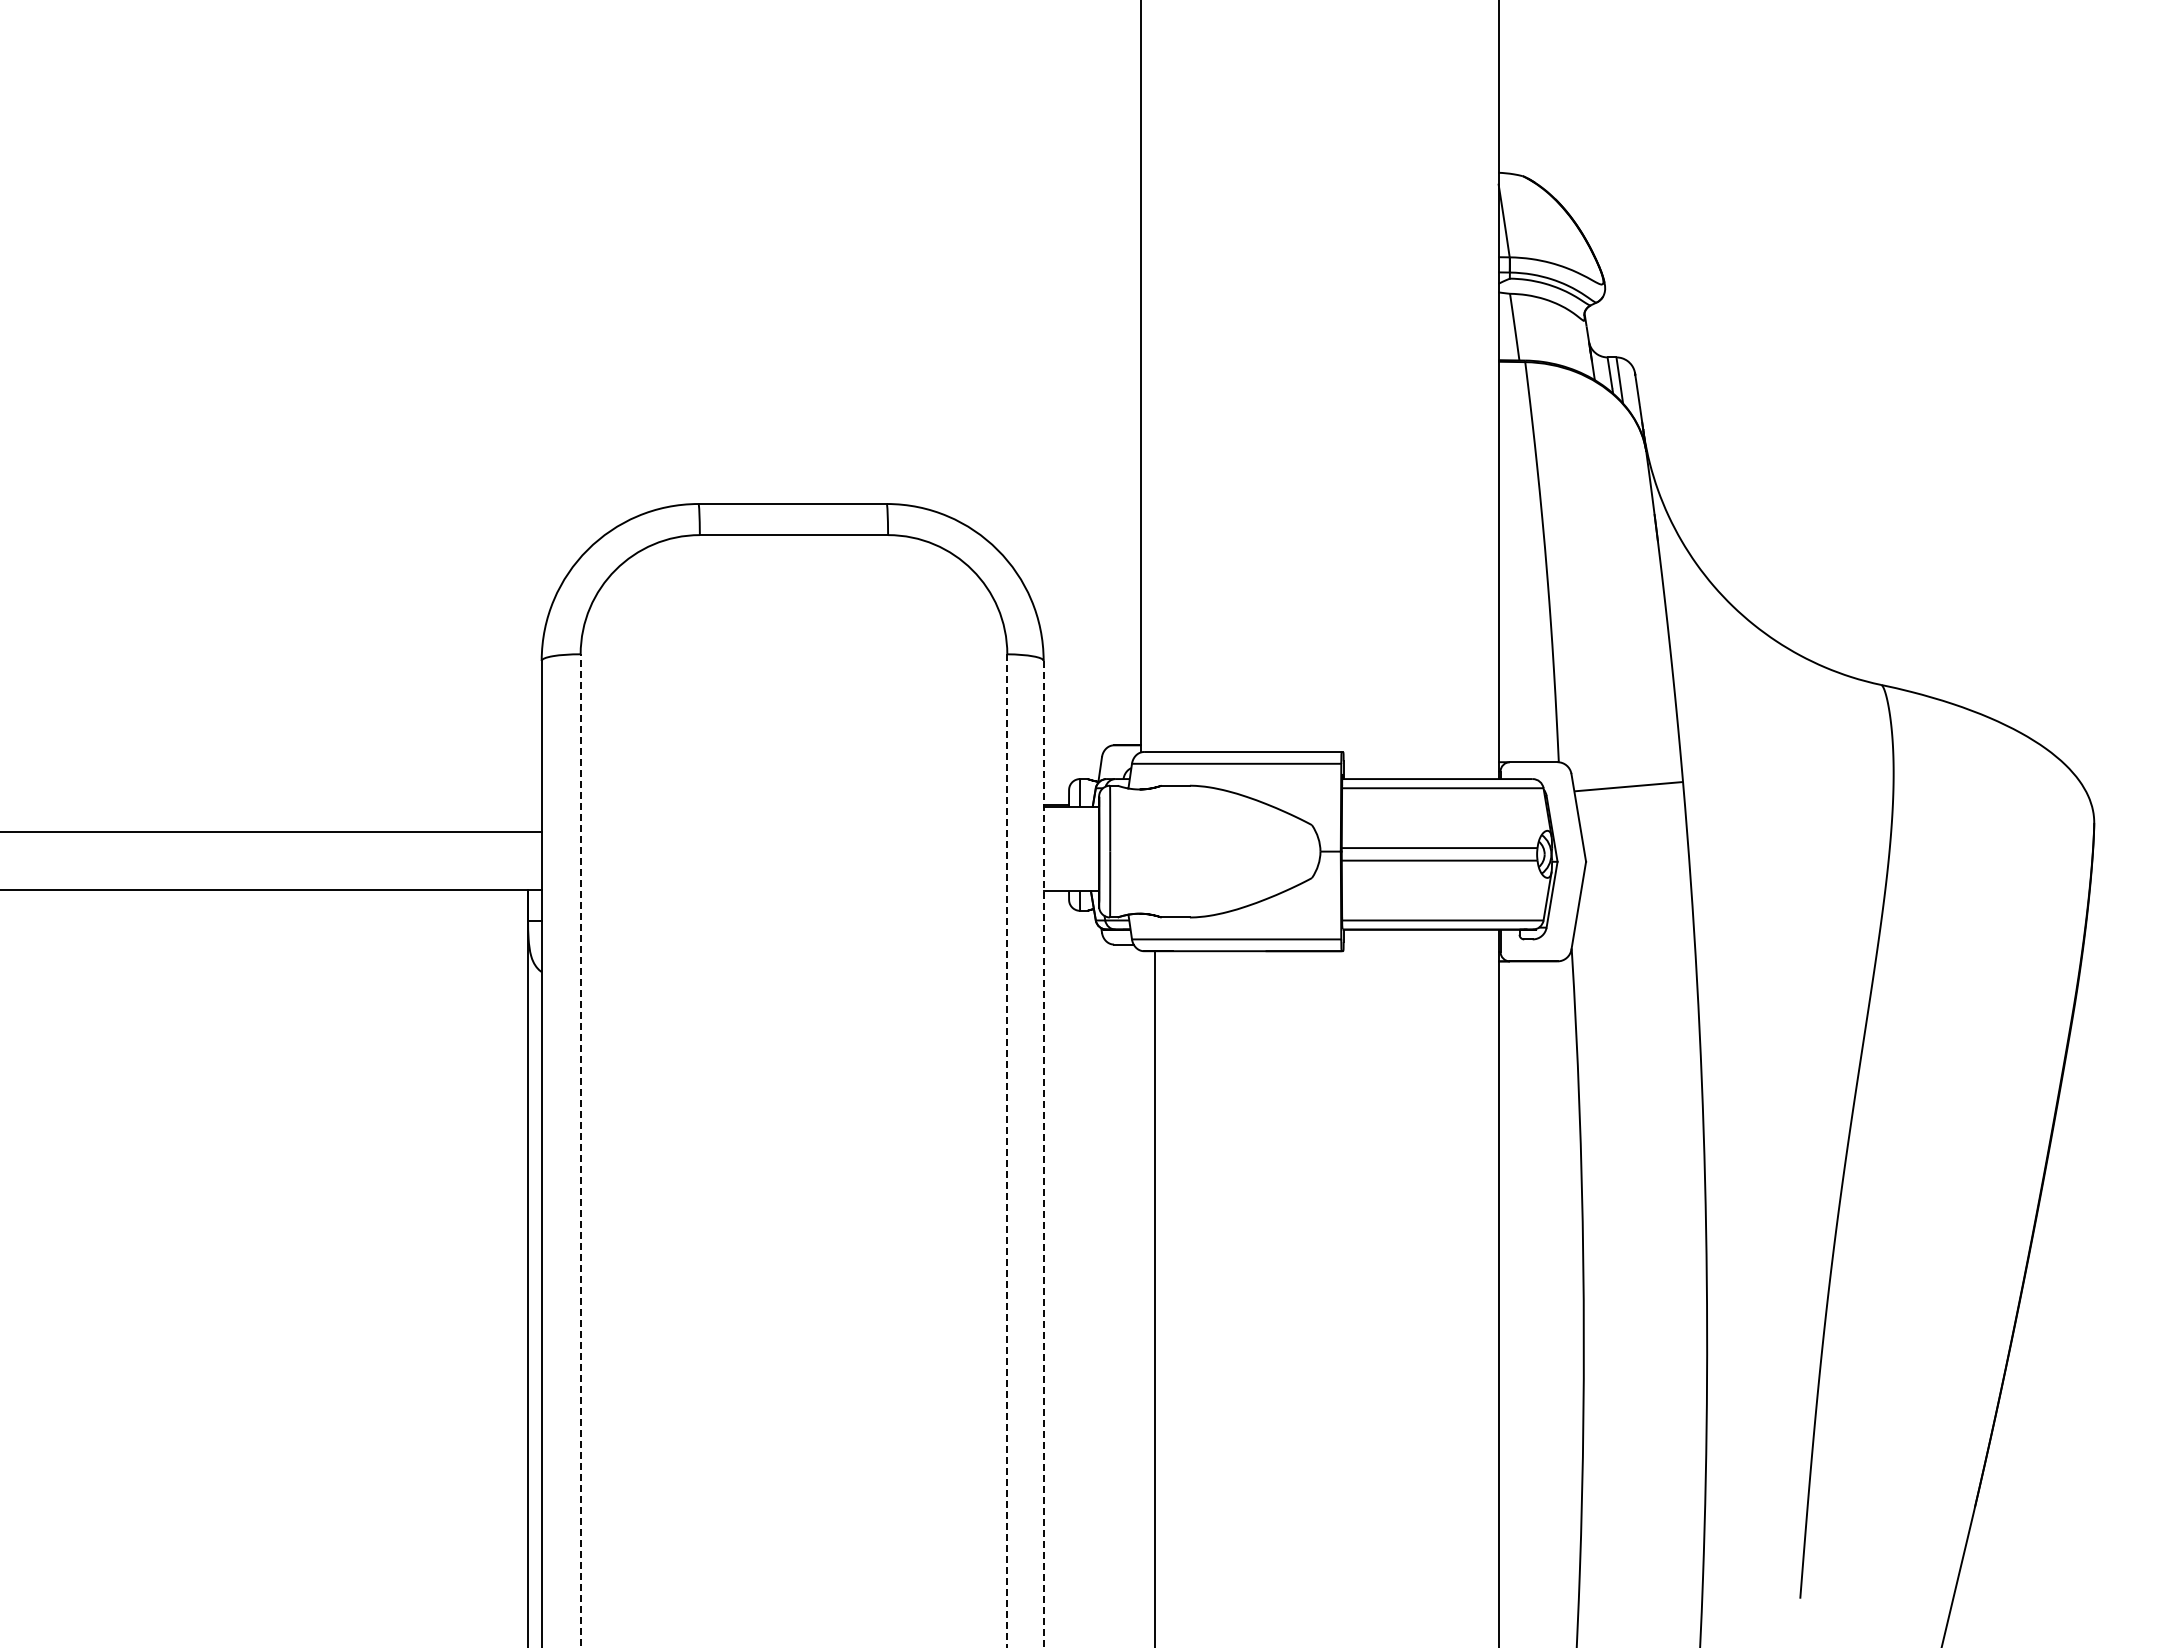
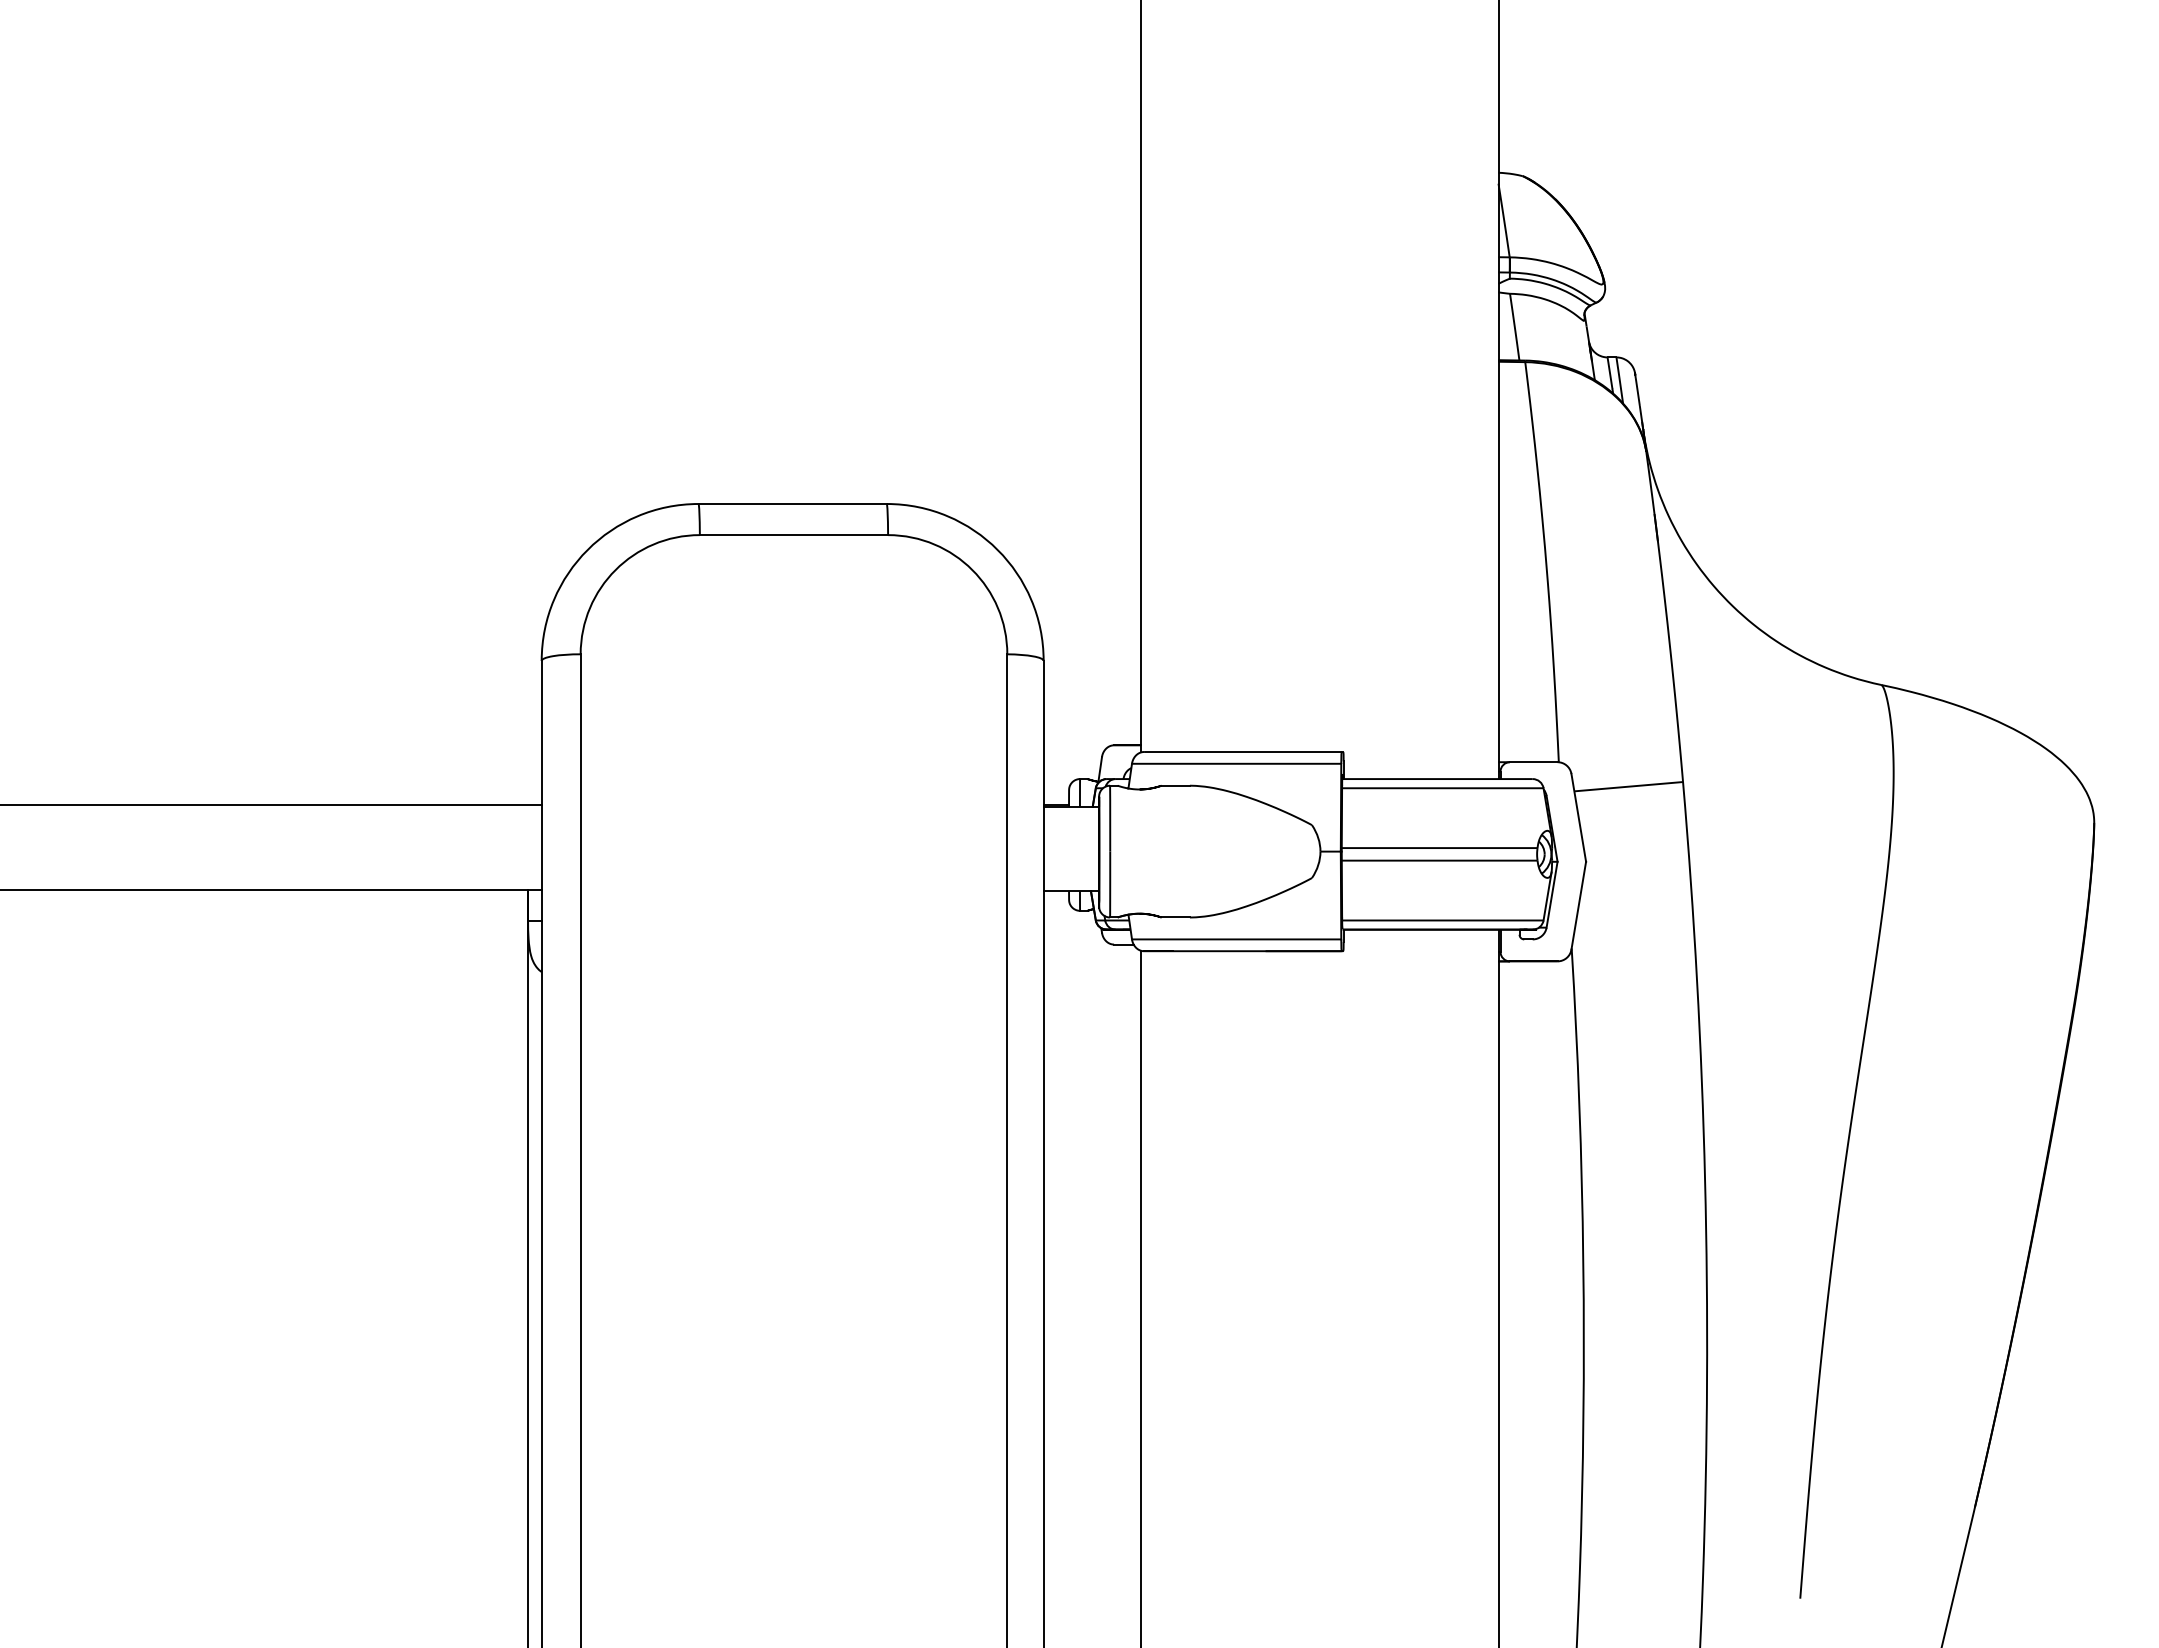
line position: (271, 831) -> (271, 804) (271, 804)
line: dashed -> solid (580, 1150)
line: dashed -> solid (1007, 1151)
line: dashed -> solid (1043, 1153)
line position: (1154, 1297) -> (1140, 1297) (1140, 1297)
